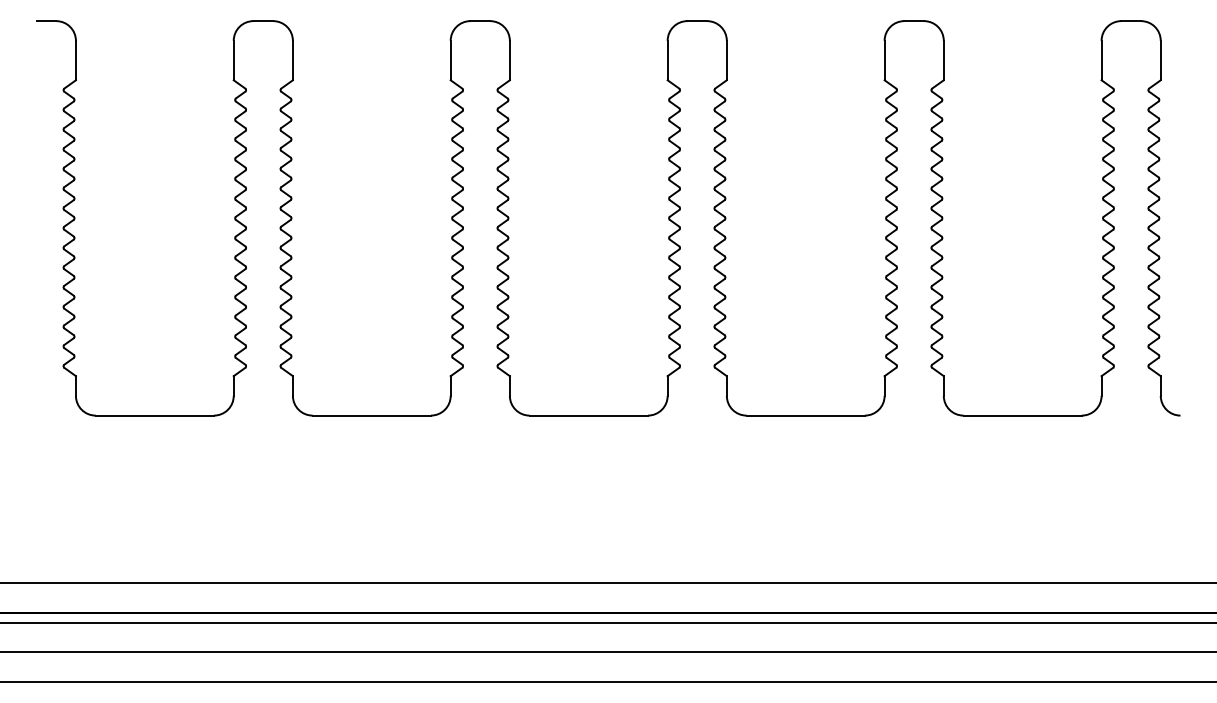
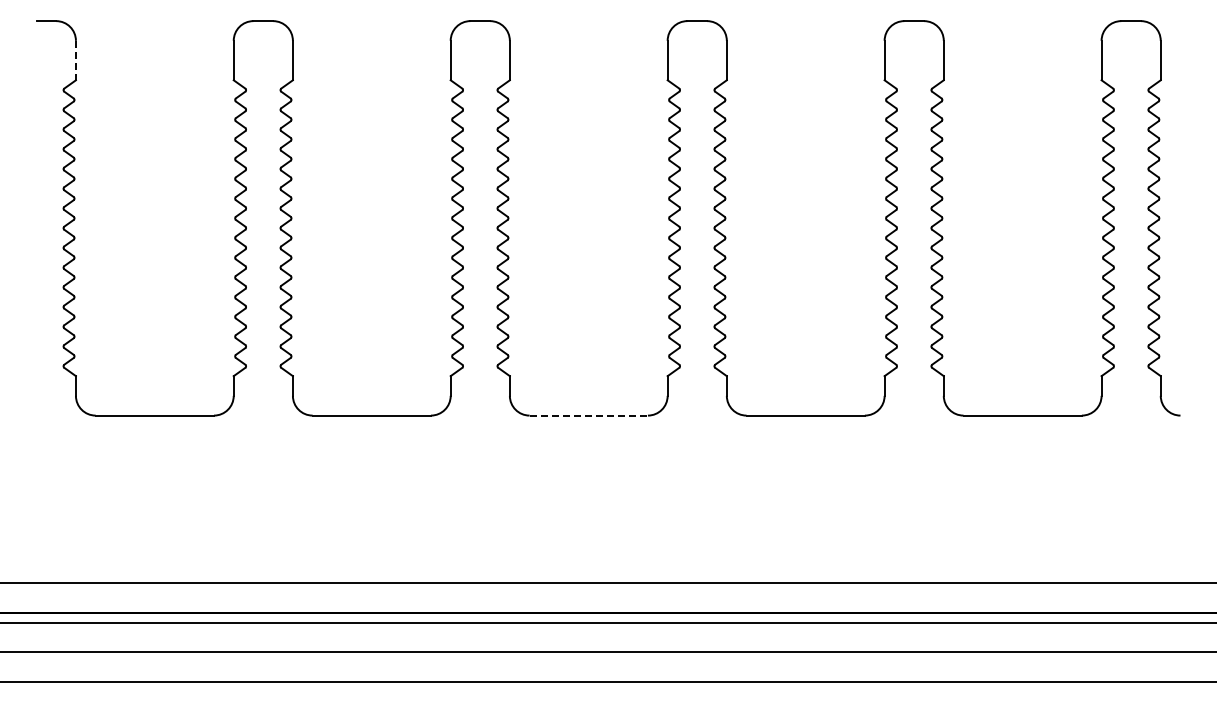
line: solid -> dashed (75, 60)
line: solid -> dashed (589, 415)
